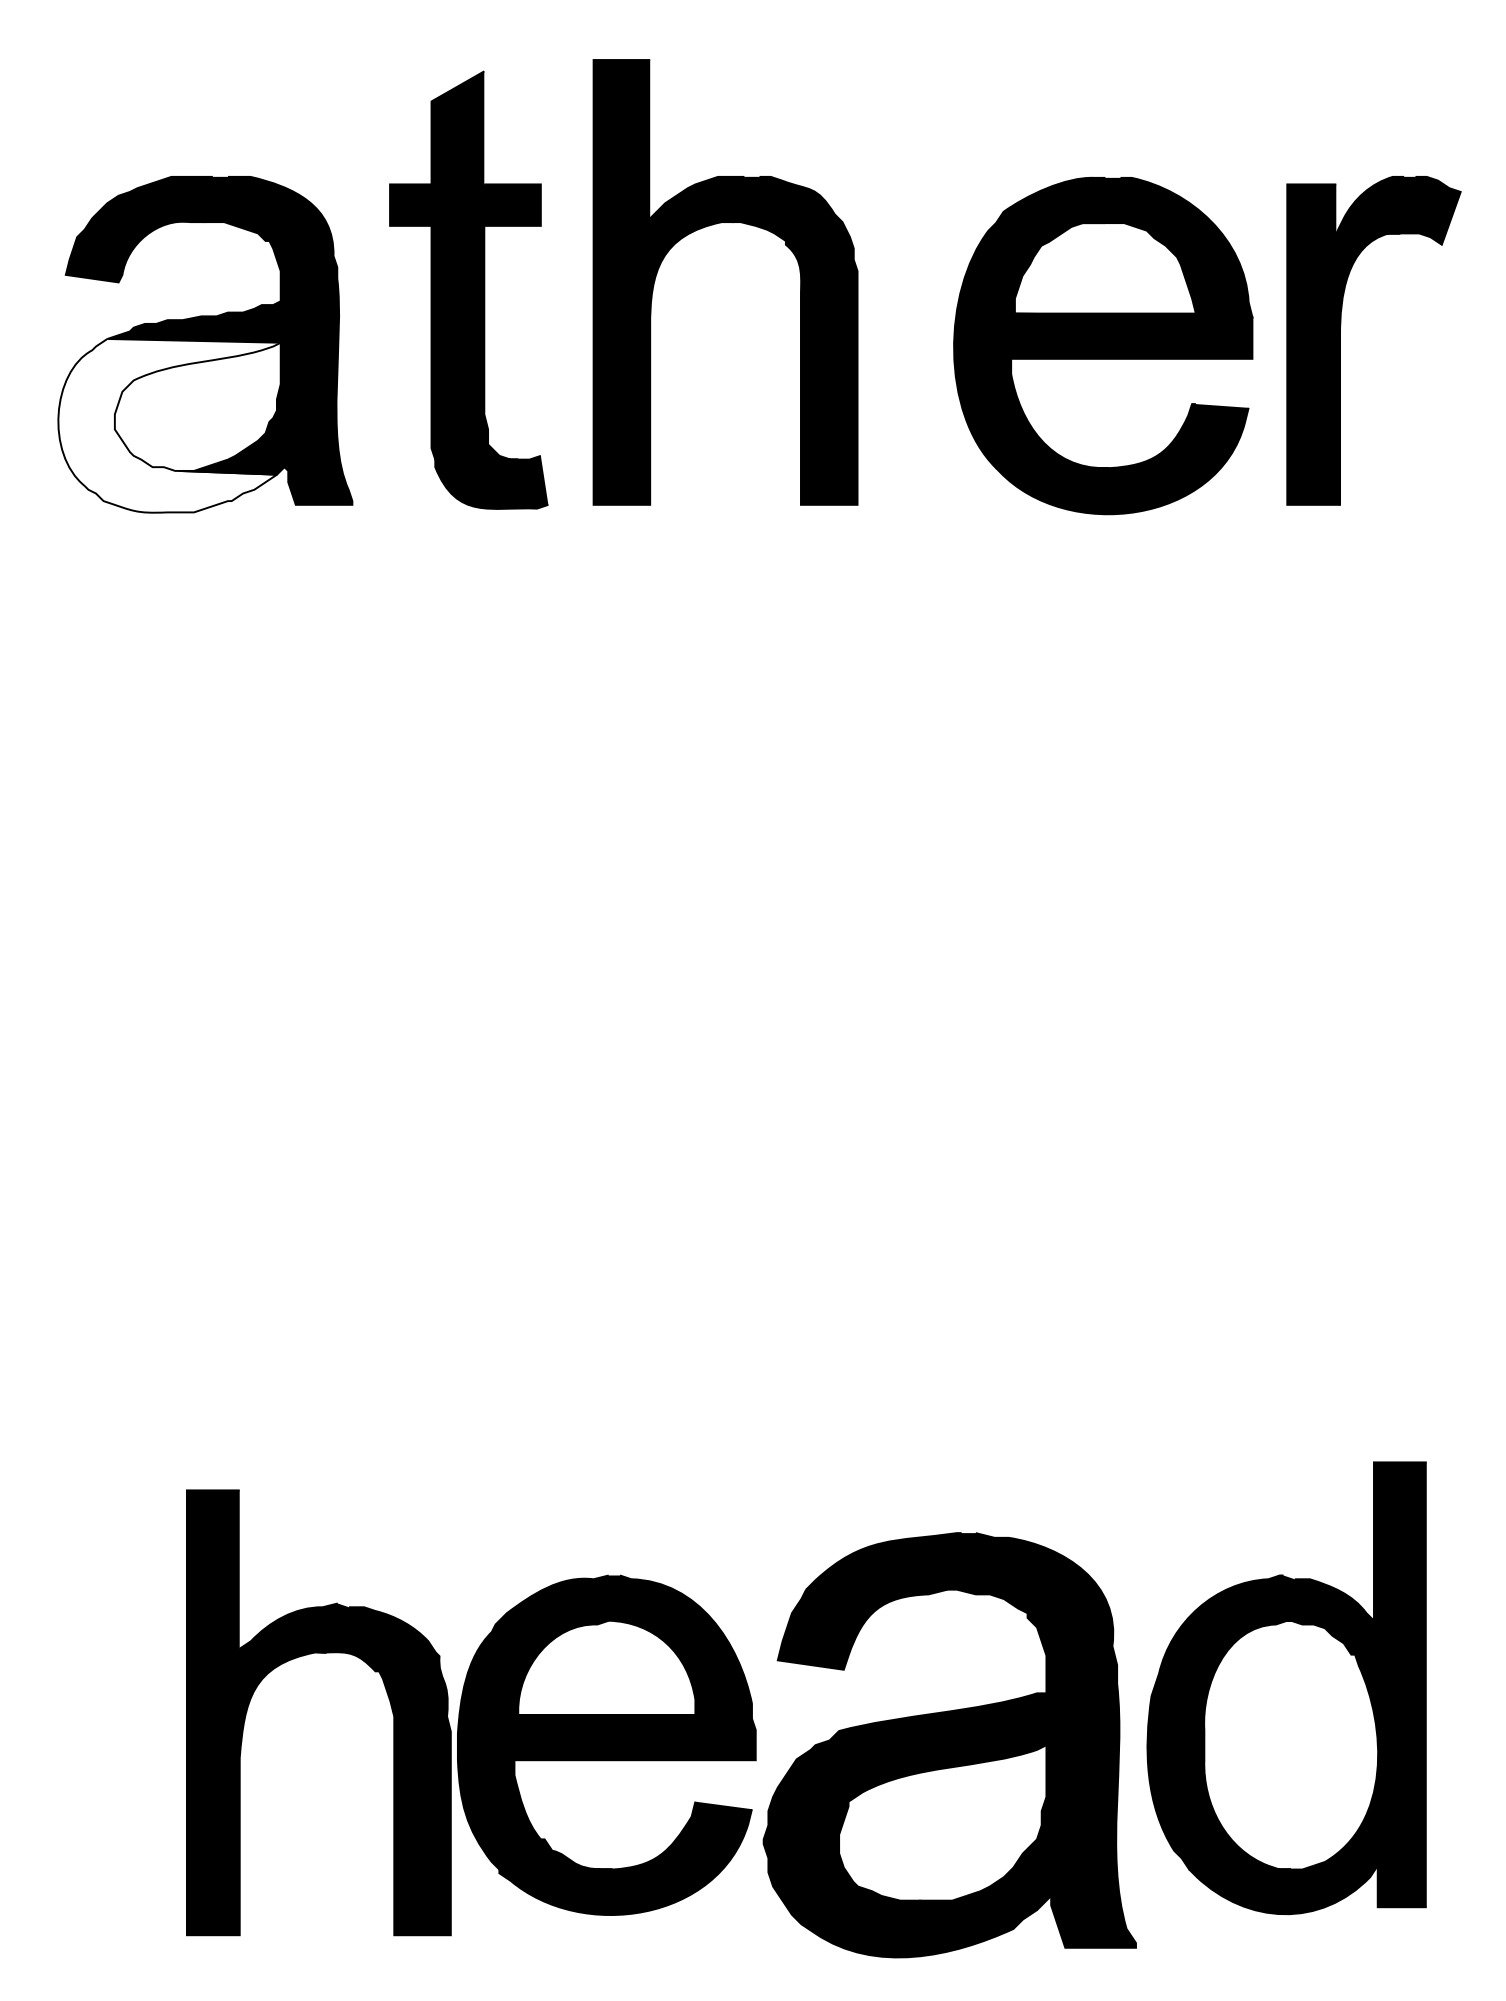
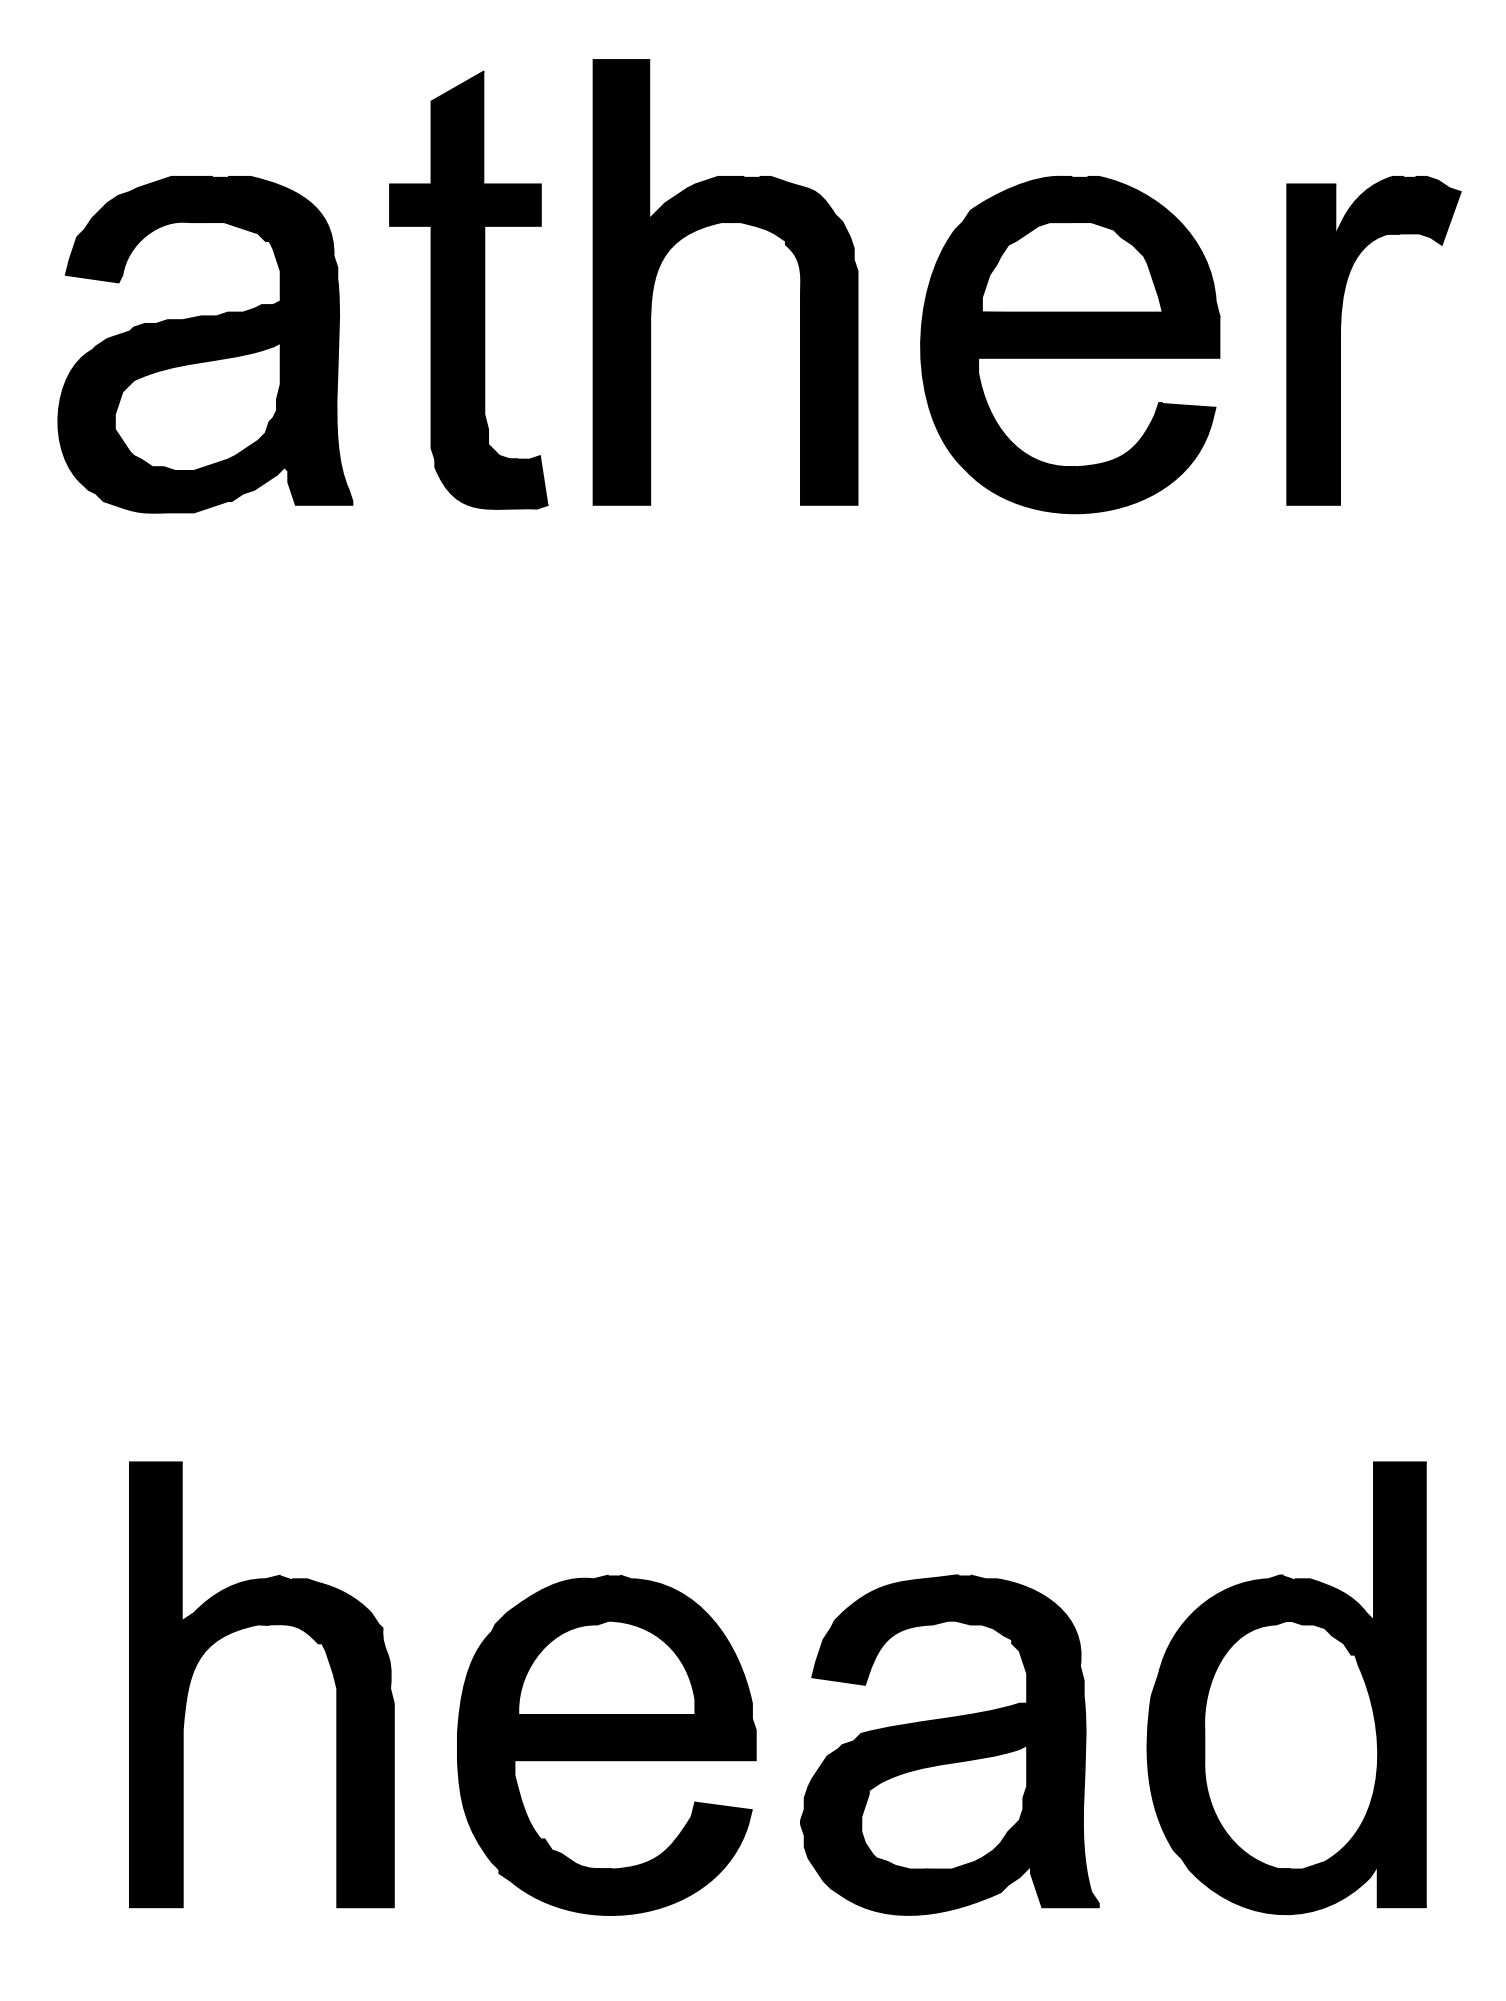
part position: (1103, 345) -> (1070, 344) (1070, 344)
fill: none -> present (169, 425)
part position: (300, 1657) -> (243, 1629) (243, 1629)
part size: 375x427 px -> 300x342 px (949, 1744)
